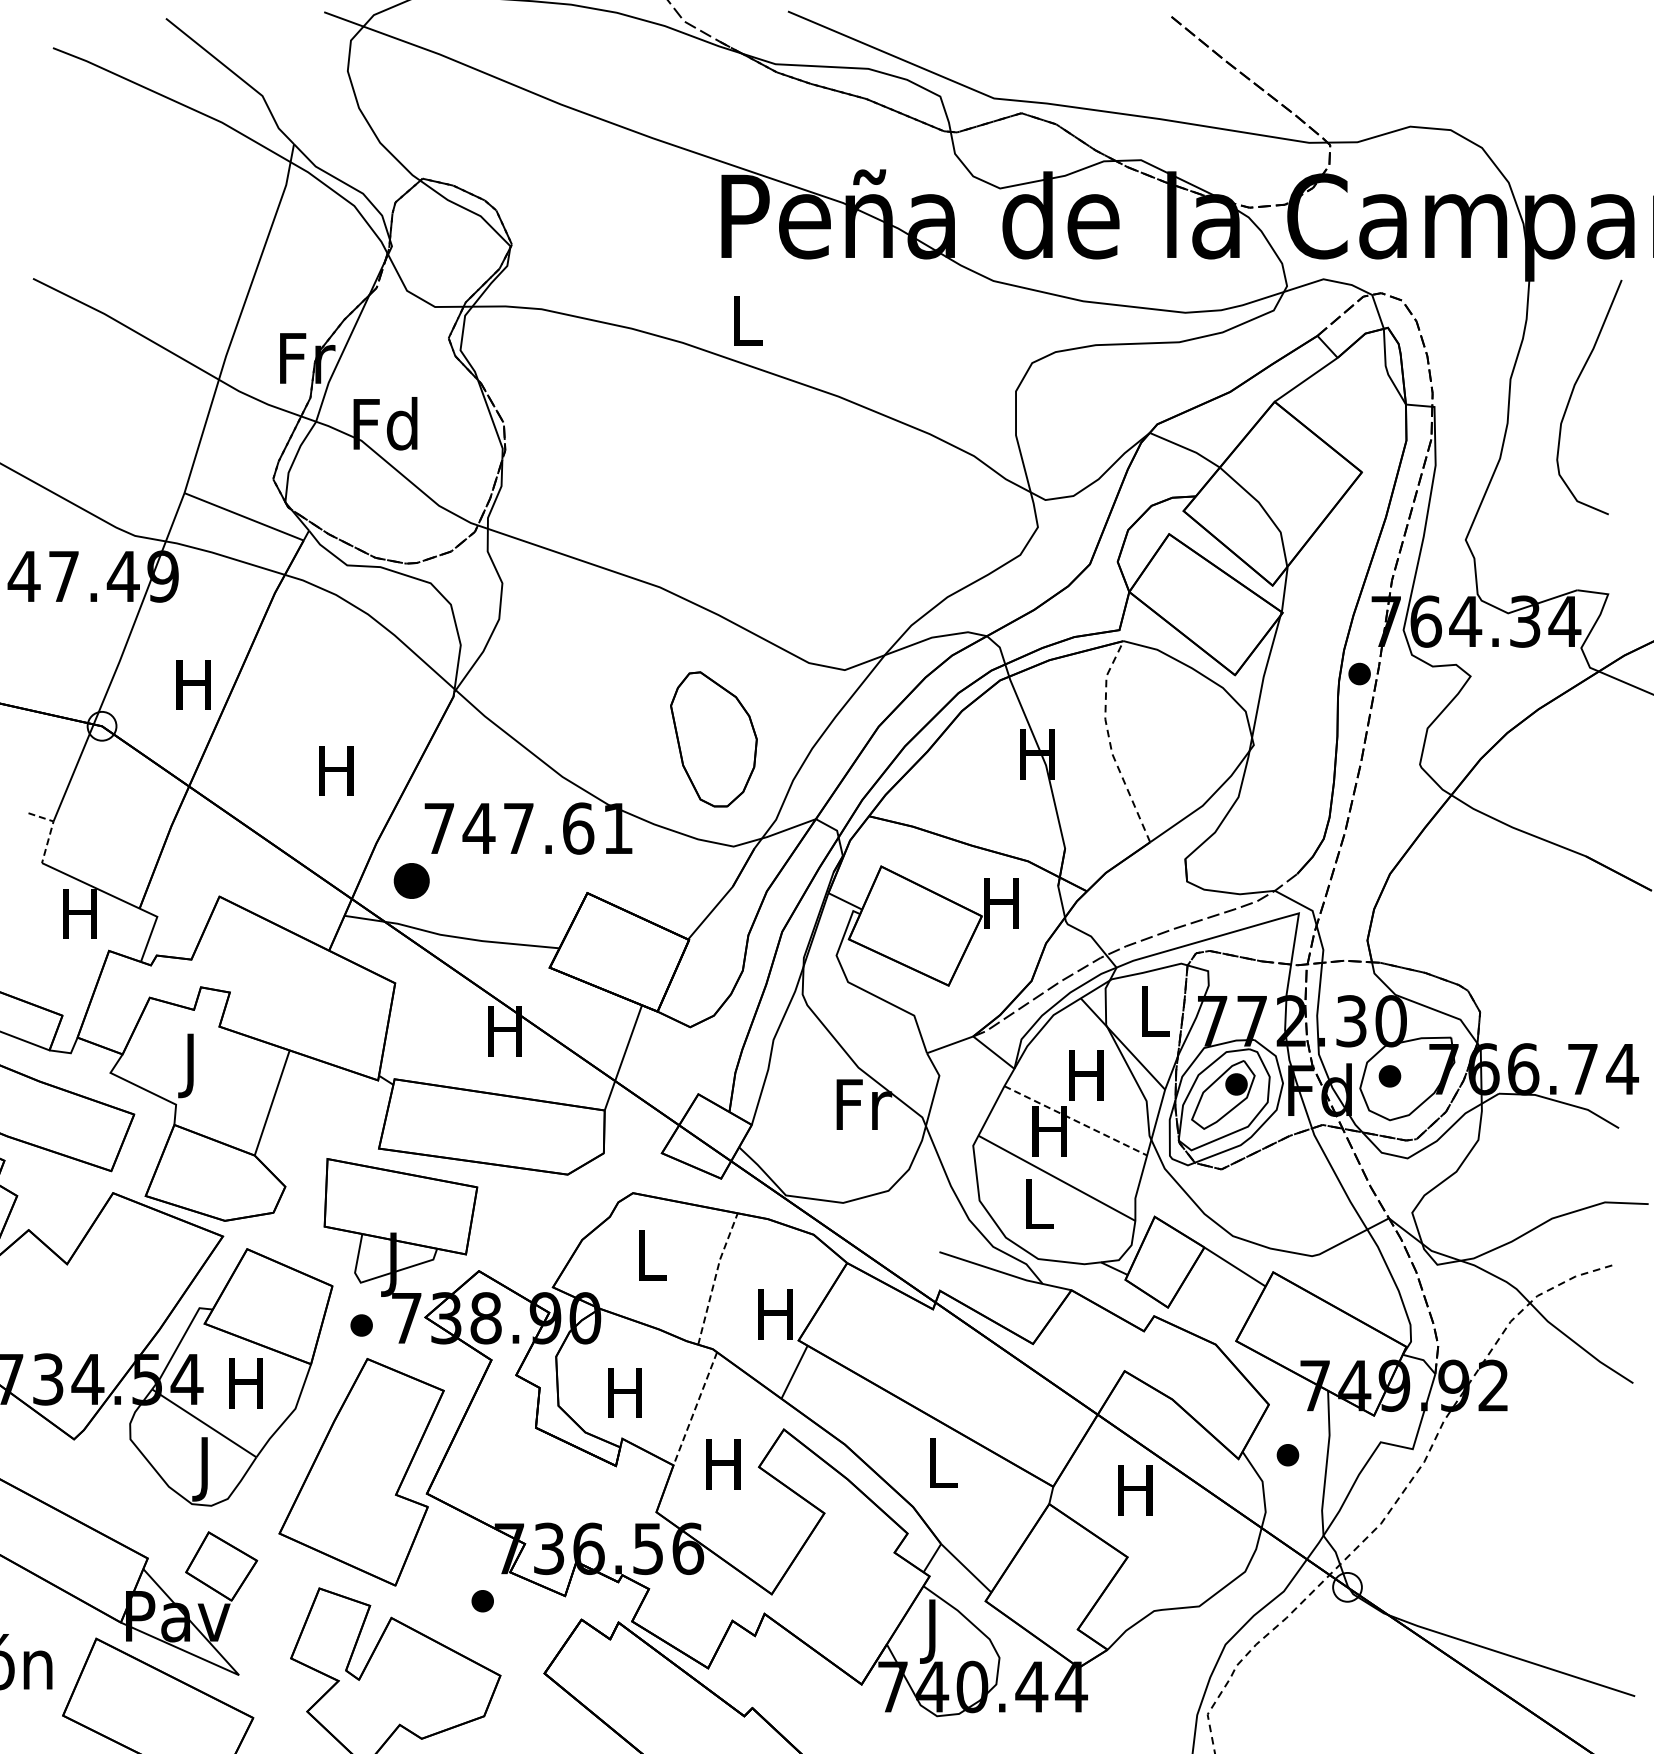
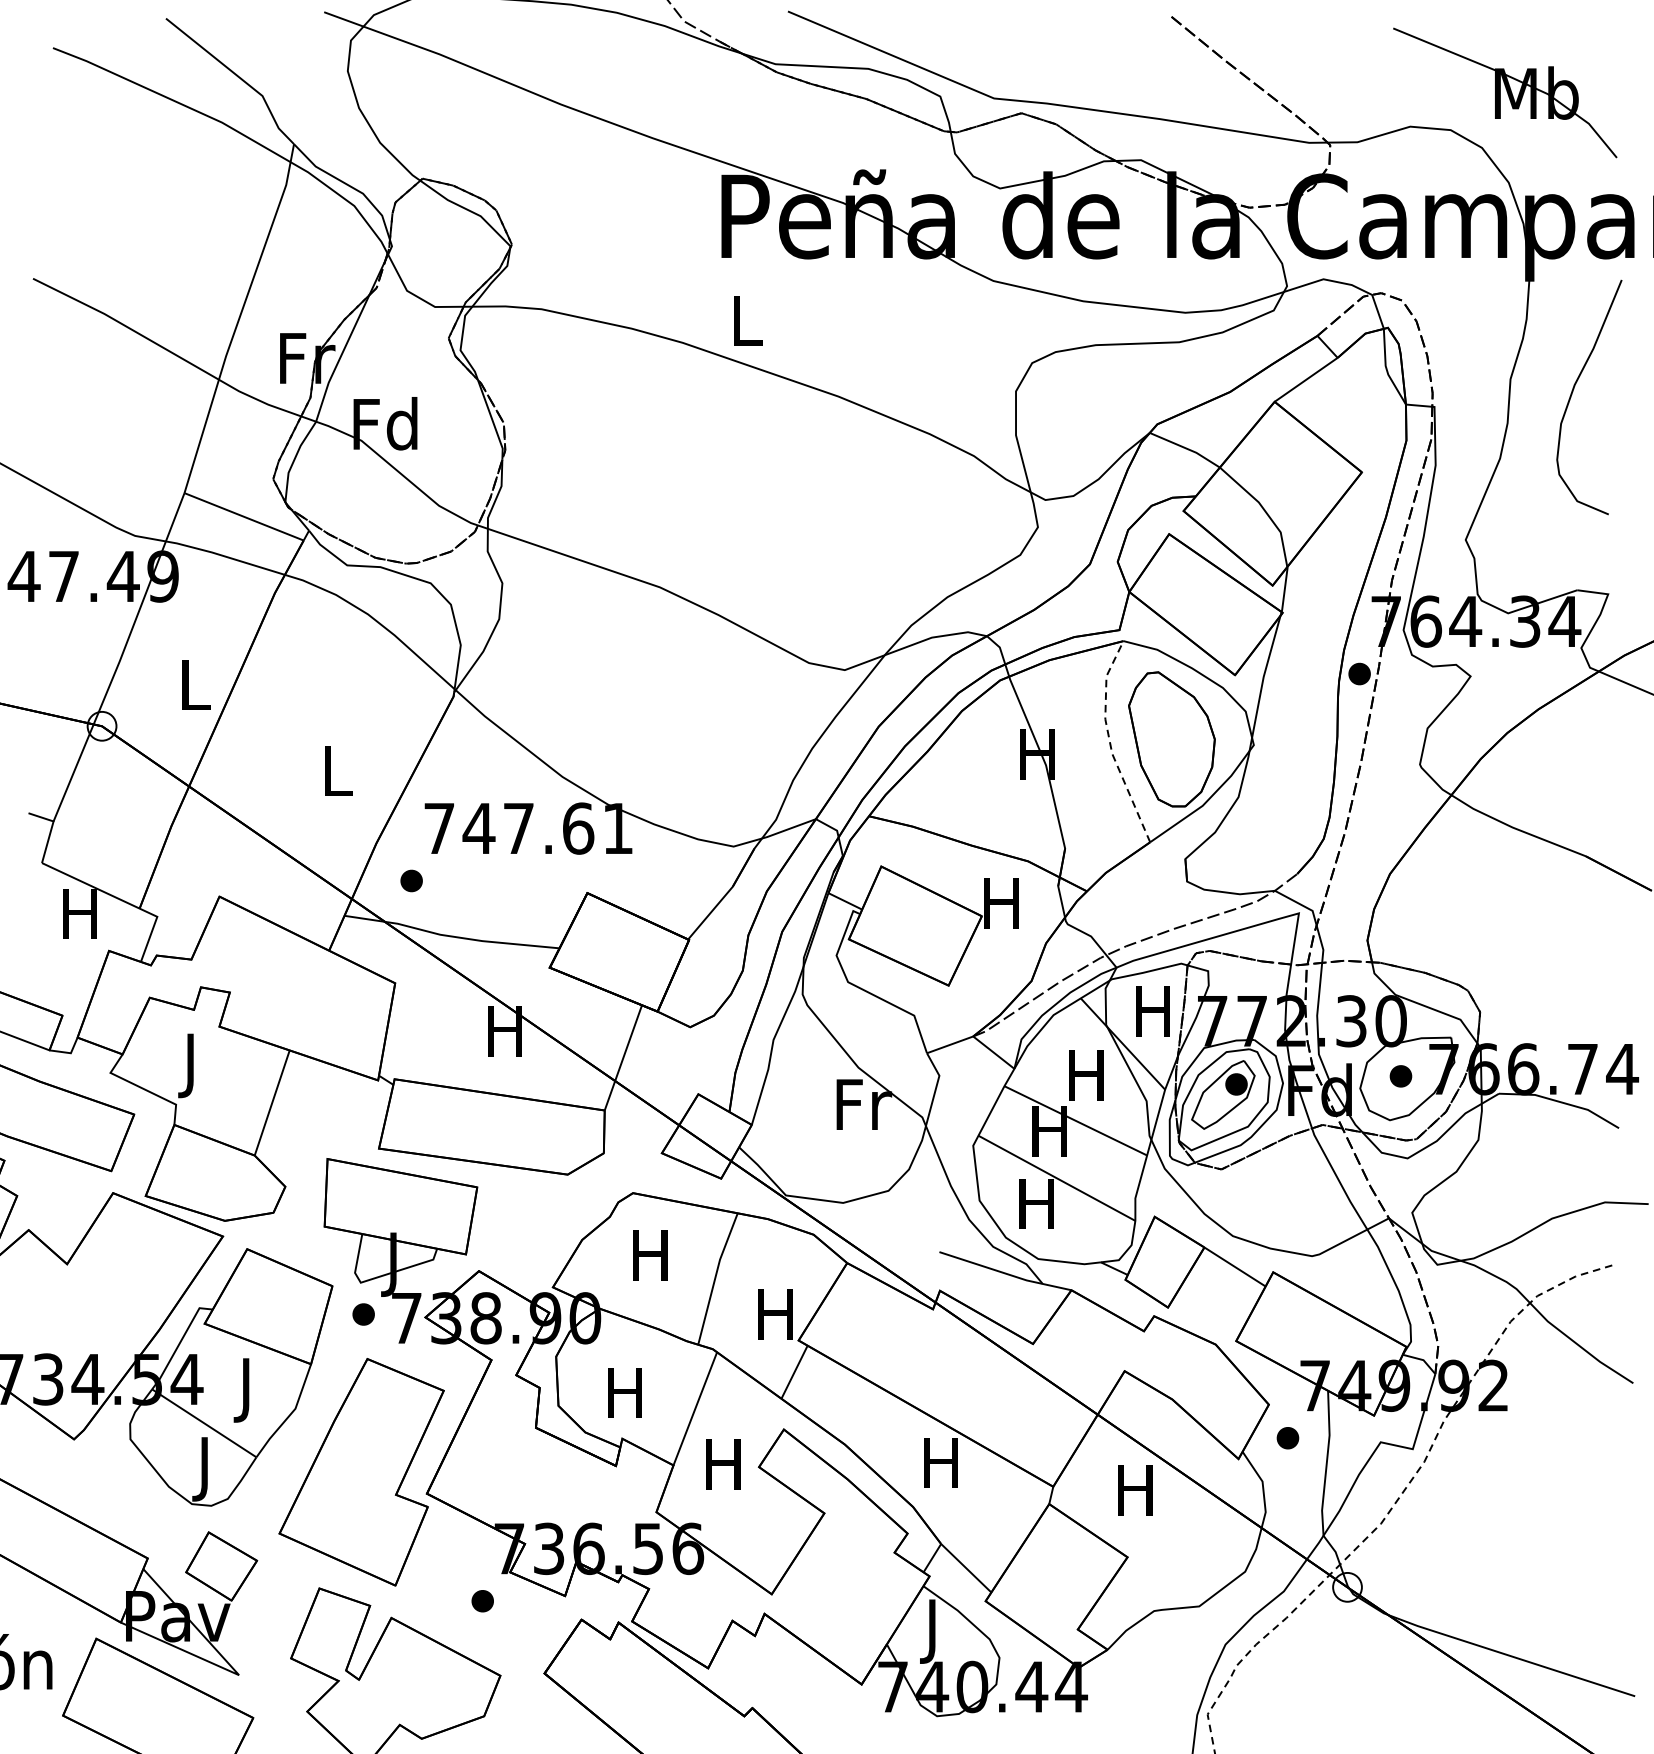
part: none -> present (1505, 92)
text: H -> L (193, 684)
part position: (713, 739) -> (1171, 739) (1171, 739)
text: H -> L (336, 770)
line: dashed -> solid (51, 829)
part size: 37x36 px -> 23x24 px (411, 880)
text: L -> H (1152, 1011)
part position: (1389, 1076) -> (1400, 1076) (1400, 1076)
line: dashed -> solid (1076, 1121)
text: L -> H (1036, 1203)
text: L -> H (650, 1255)
line: dashed -> solid (715, 1277)
part position: (361, 1325) -> (363, 1314) (363, 1314)
text: H -> J (245, 1390)
line: dashed -> solid (695, 1408)
part position: (1287, 1455) -> (1287, 1438) (1287, 1438)
text: L -> H (940, 1462)
